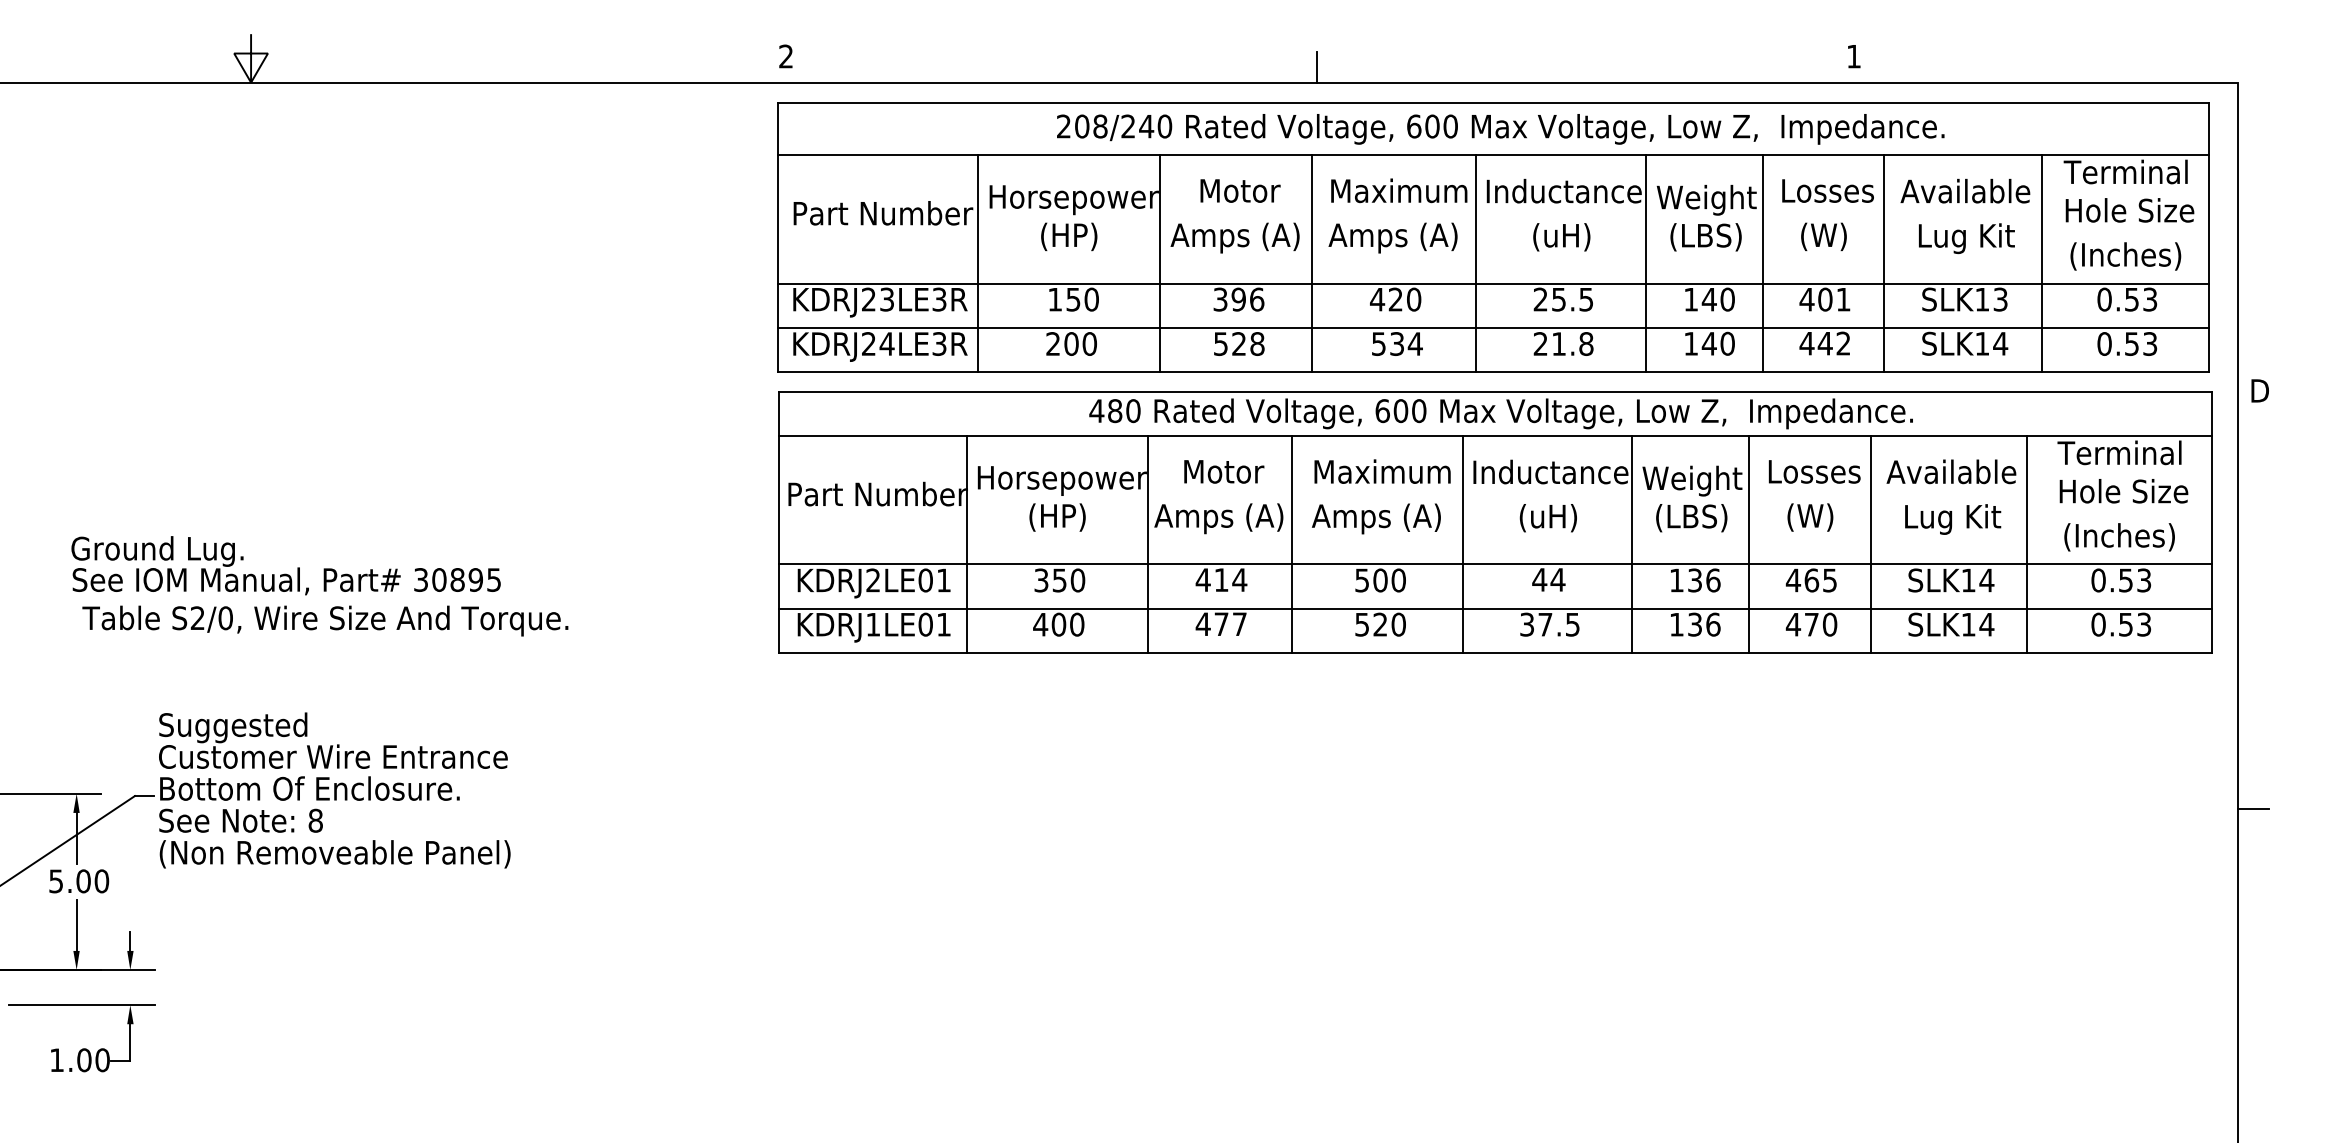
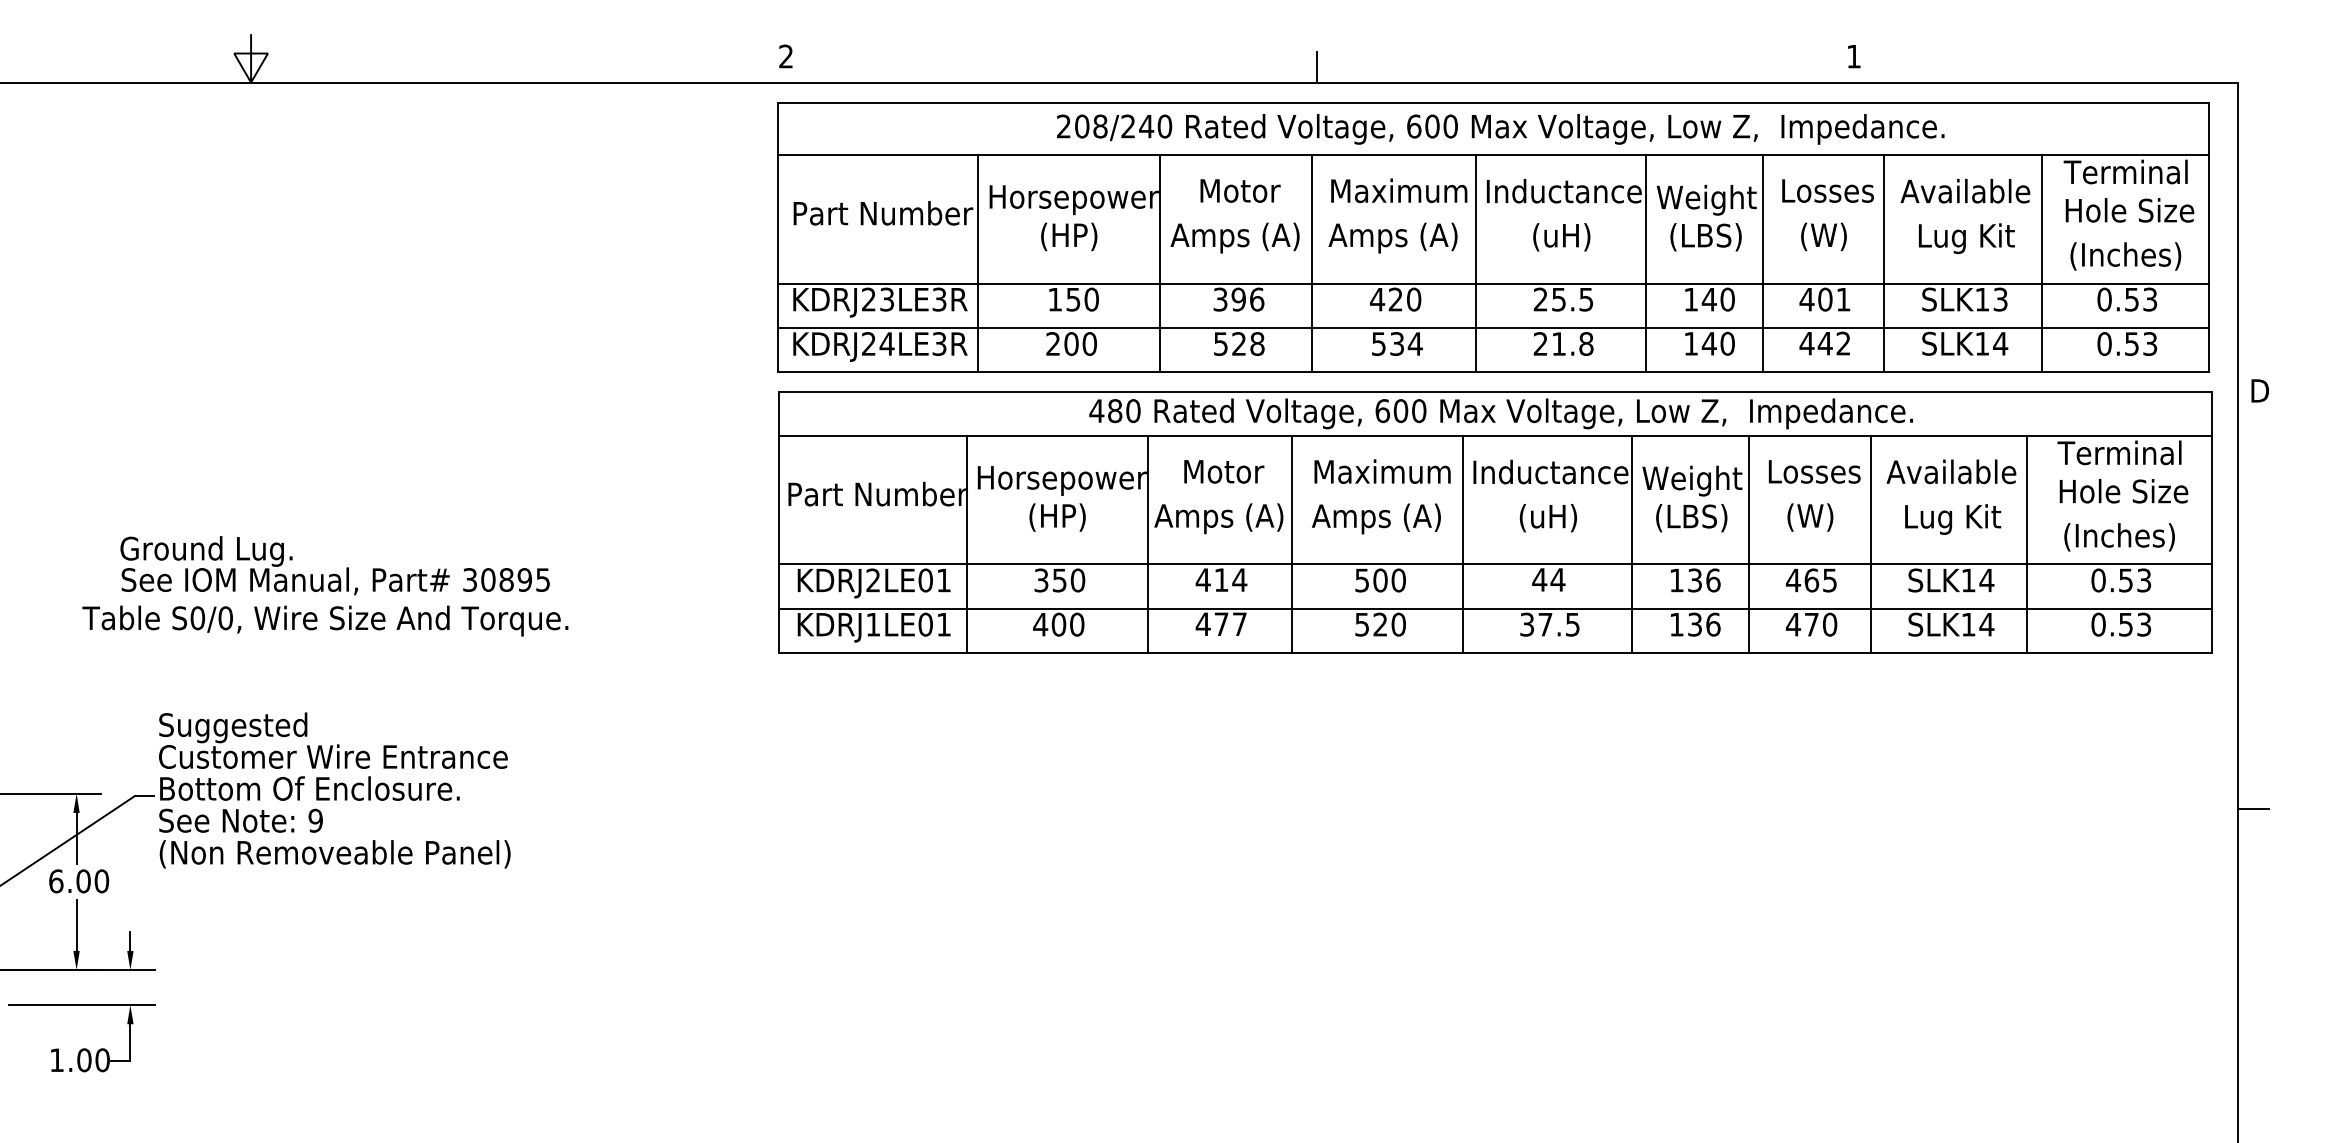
text position: (285, 565) -> (334, 565) (334, 565)
text: S2/0, -> S0/0, (197, 618)
text: 8 -> 9 (315, 820)
text: 5.00 -> 6.00 (56, 881)
